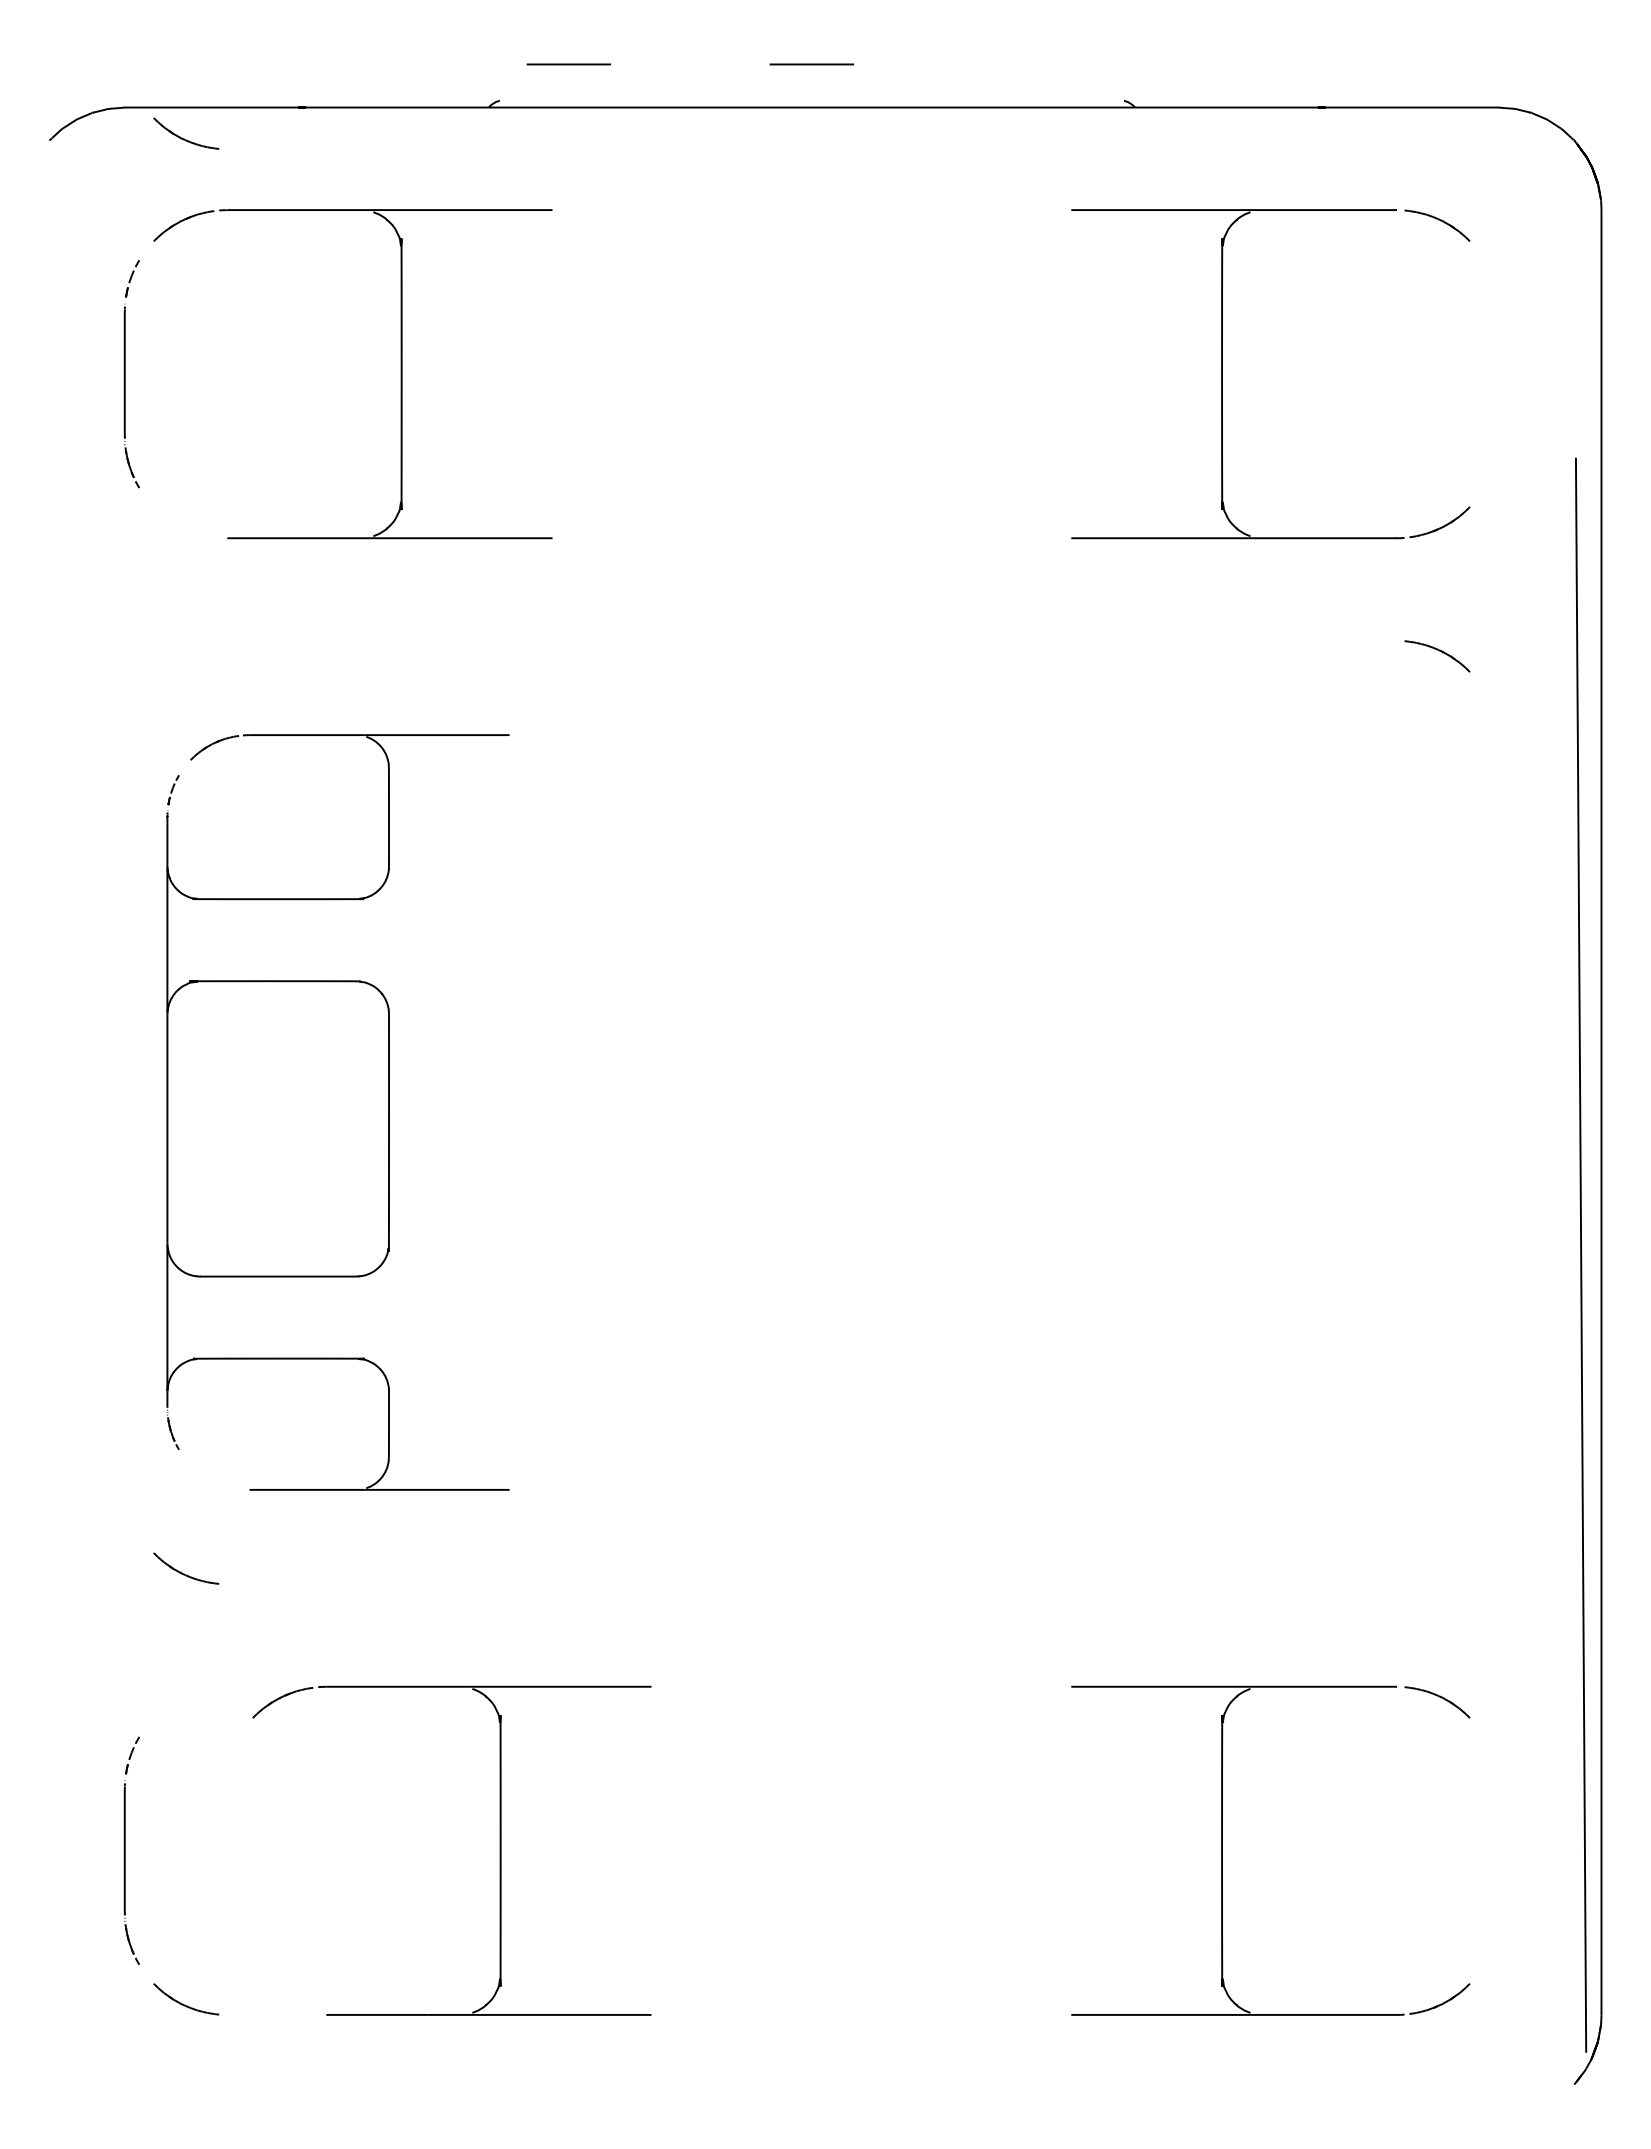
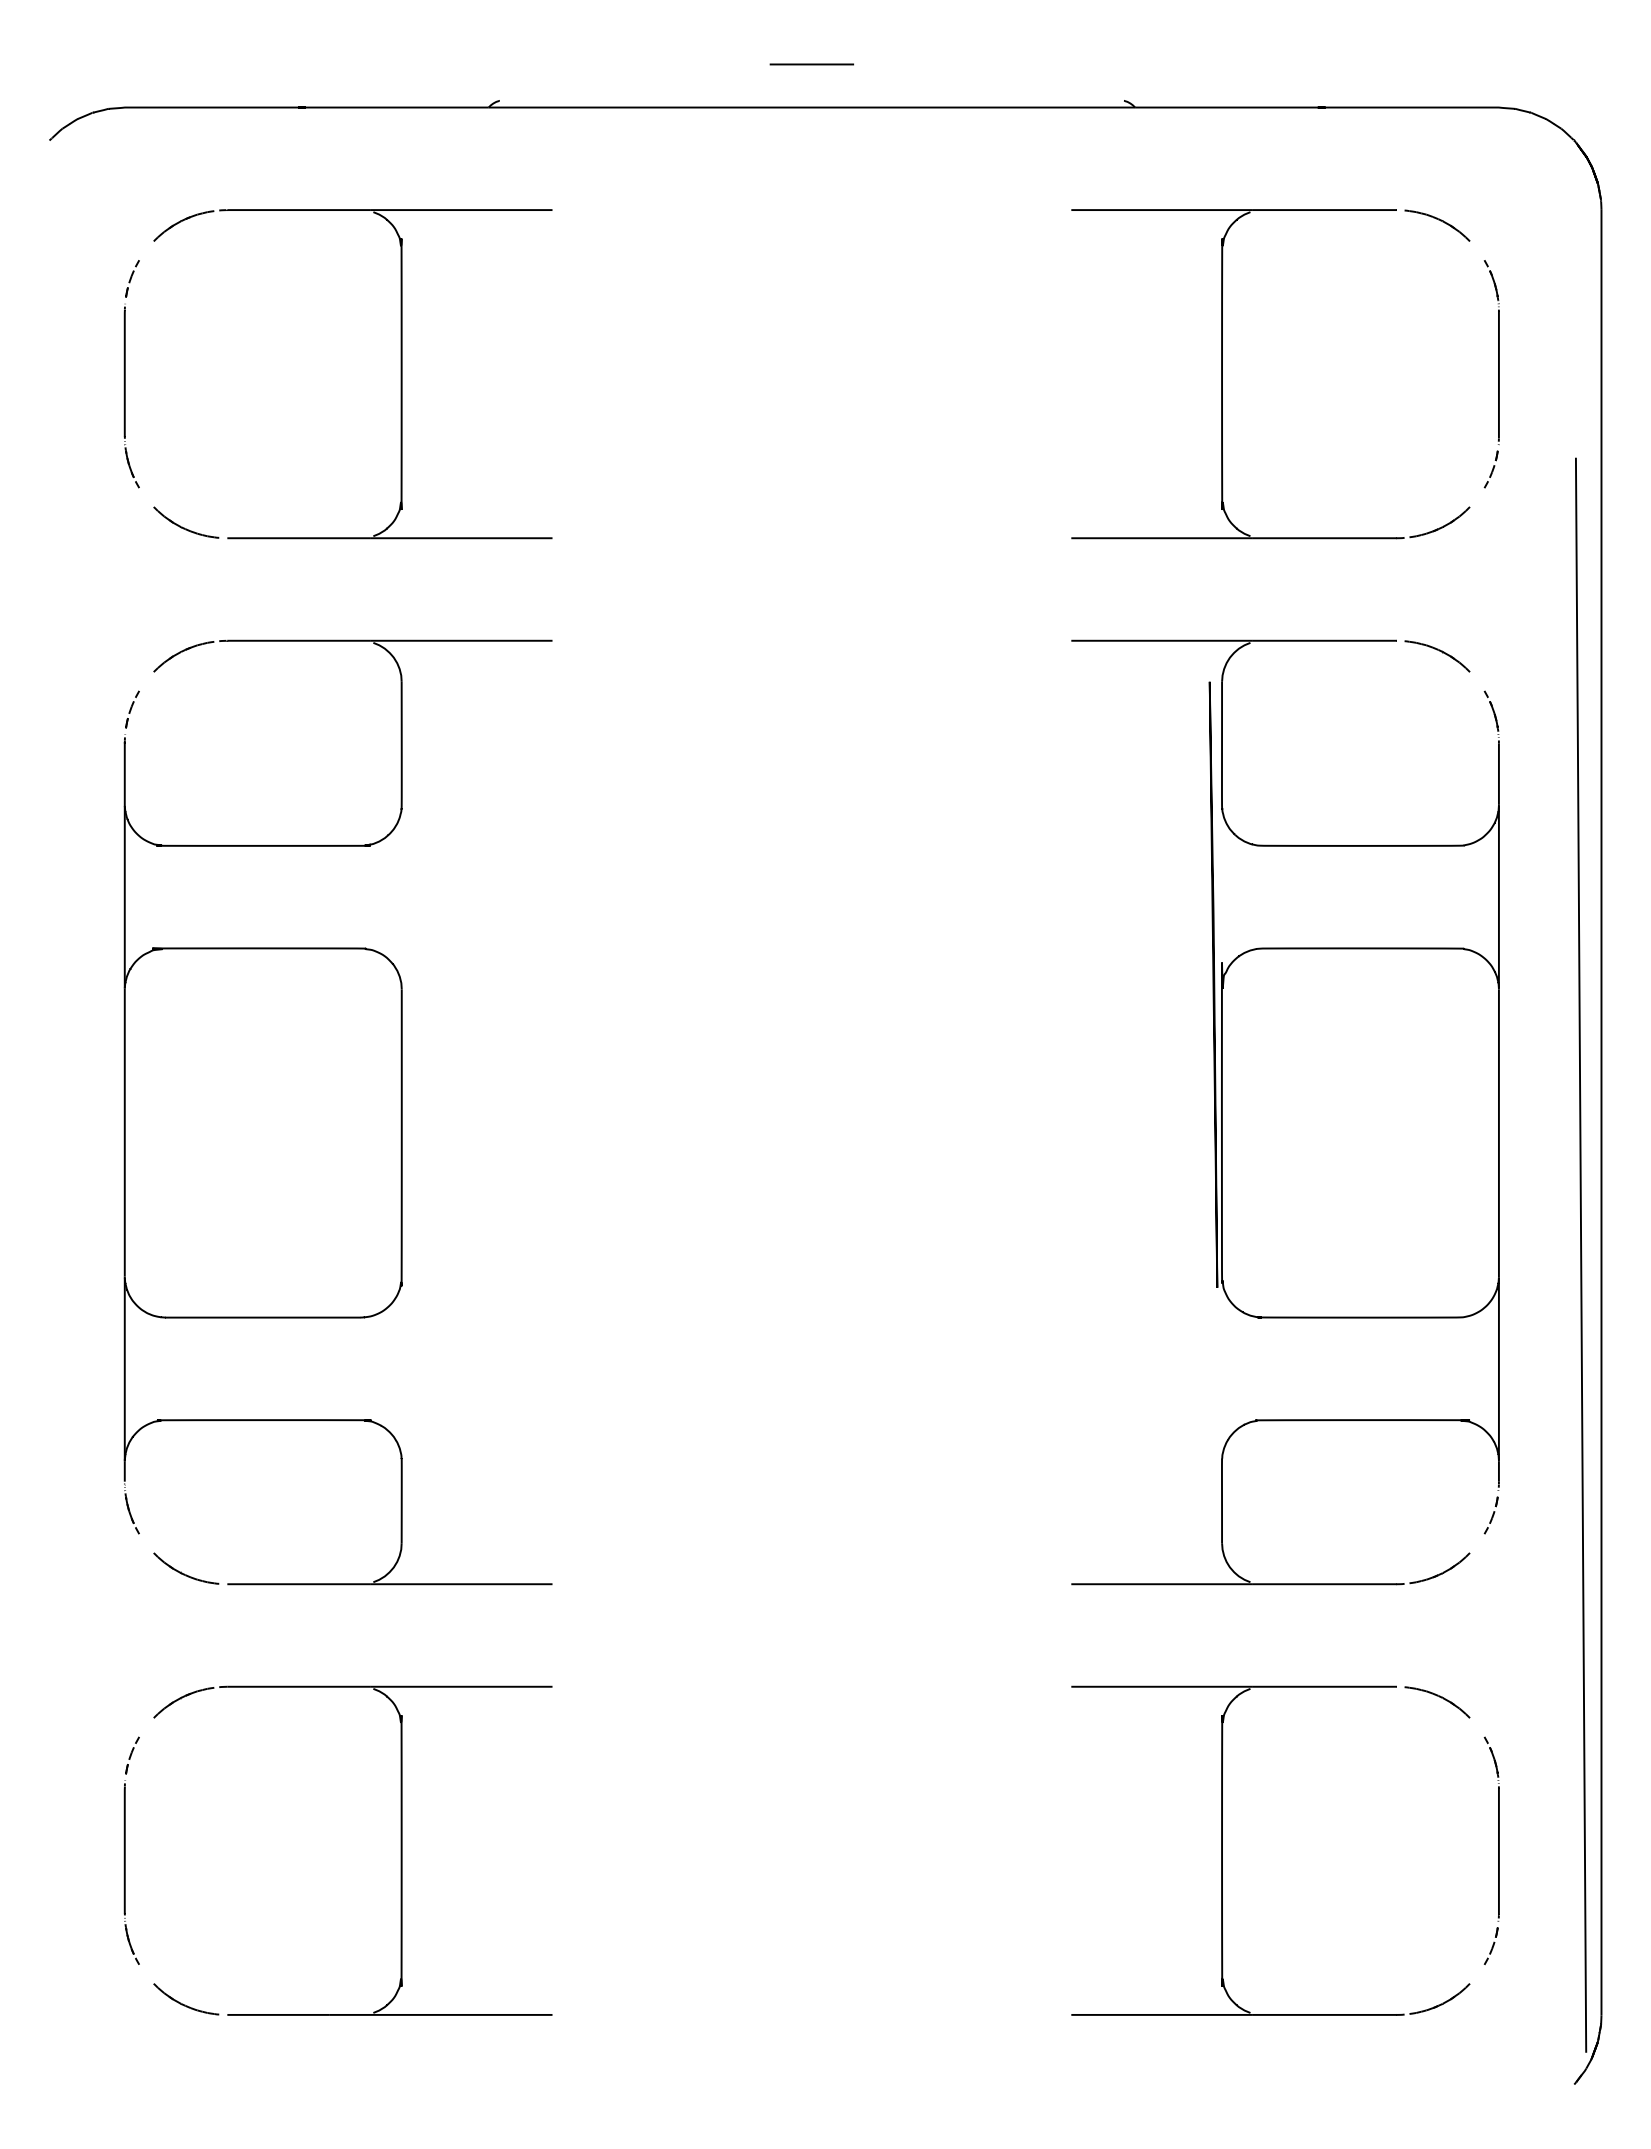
line: present -> none (568, 64)
part position: (186, 133) -> (186, 522) (186, 522)
part: none -> present (1498, 374)
part size: 344x757 px -> 430x947 px (337, 1112)
part: none -> present (1285, 1112)
part position: (499, 1850) -> (400, 1850) (400, 1850)
part: none -> present (1498, 1850)
